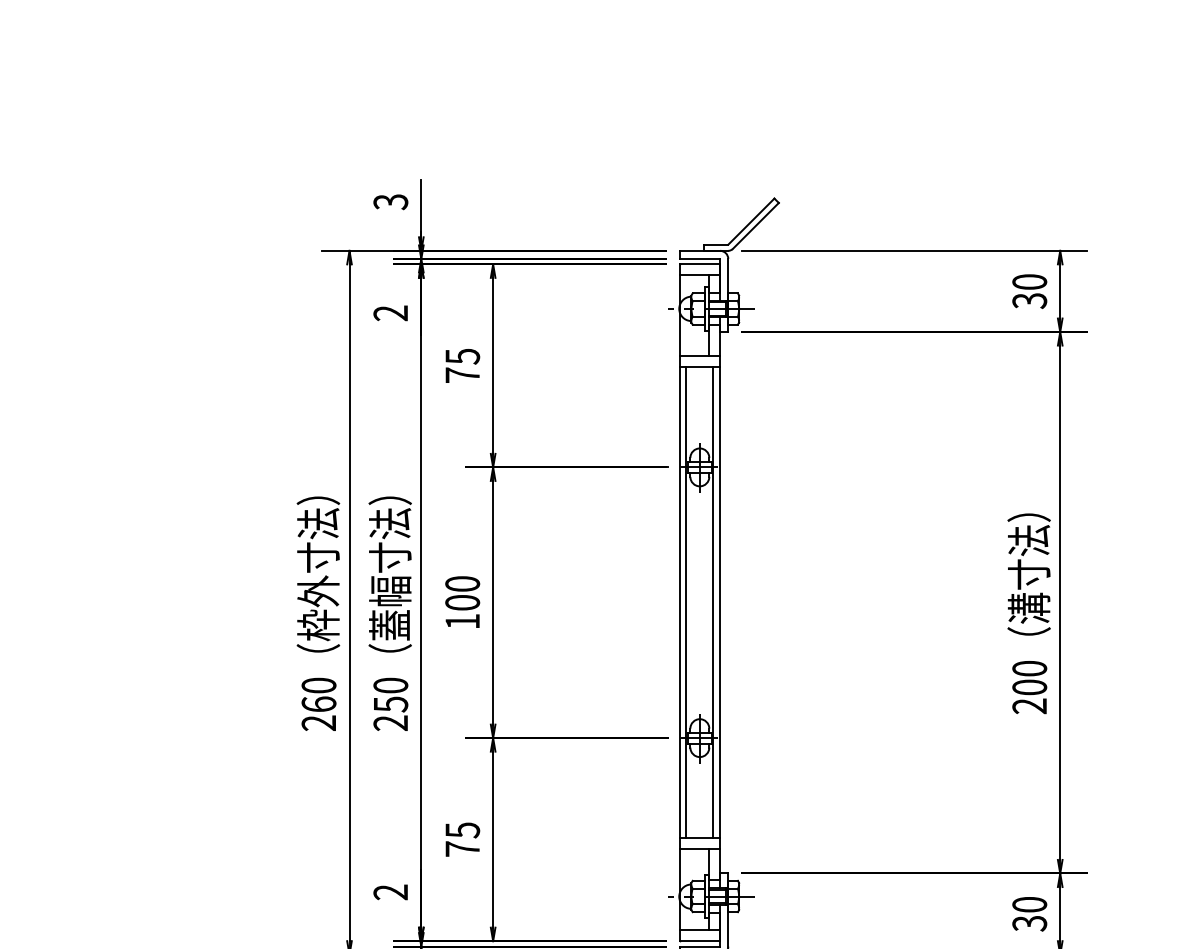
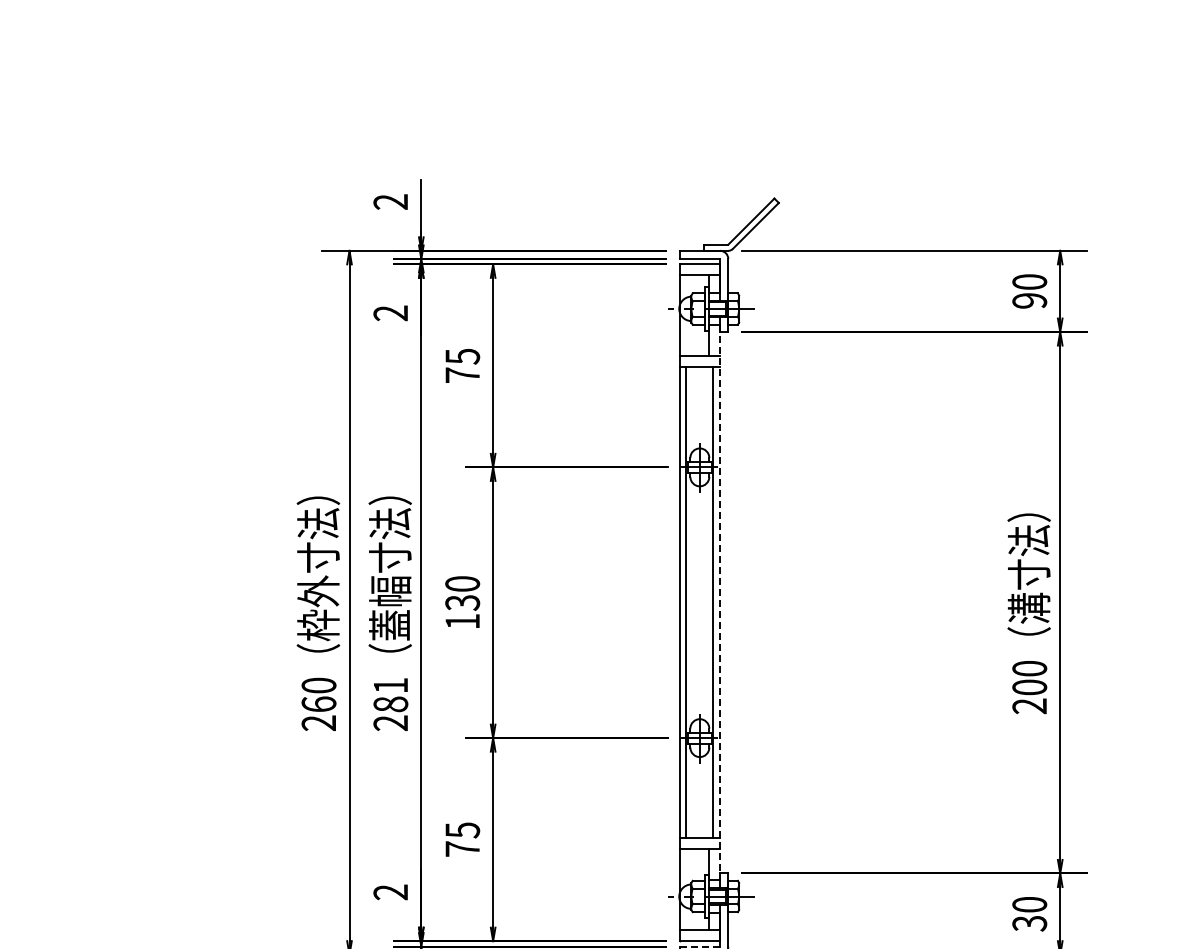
text: 3 -> 2 (391, 202)
text: 30 -> 90 (1029, 301)
text: 100 -> 130 (462, 602)
line: solid -> dashed (720, 603)
text: 250 -> 281 (390, 694)
line: solid -> dashed (699, 946)
